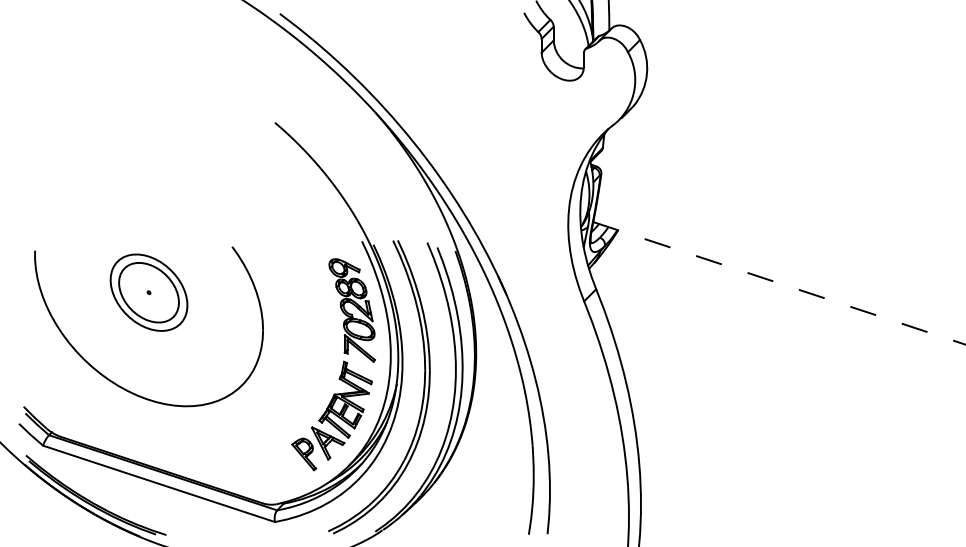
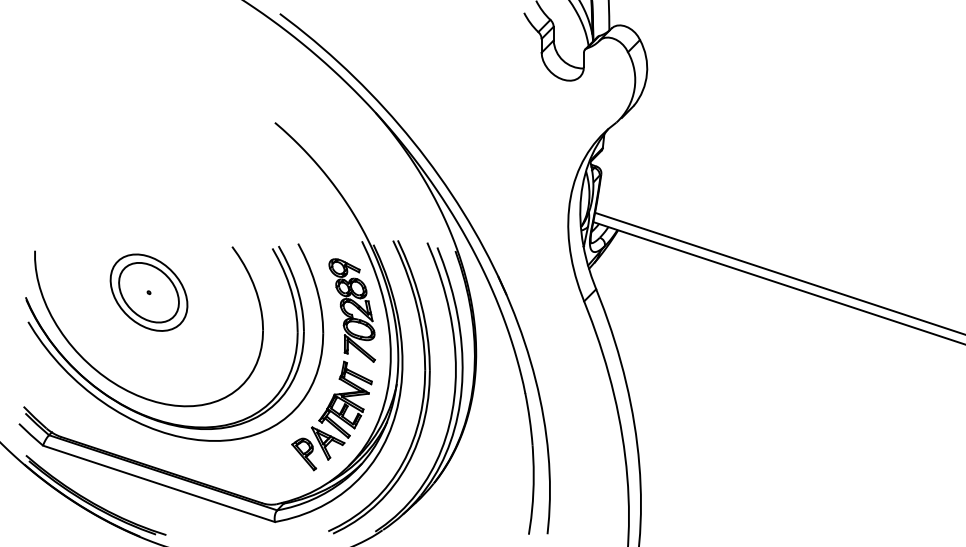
line: none -> present (778, 272)
line: dashed -> solid (779, 283)
part: none -> present (145, 414)
